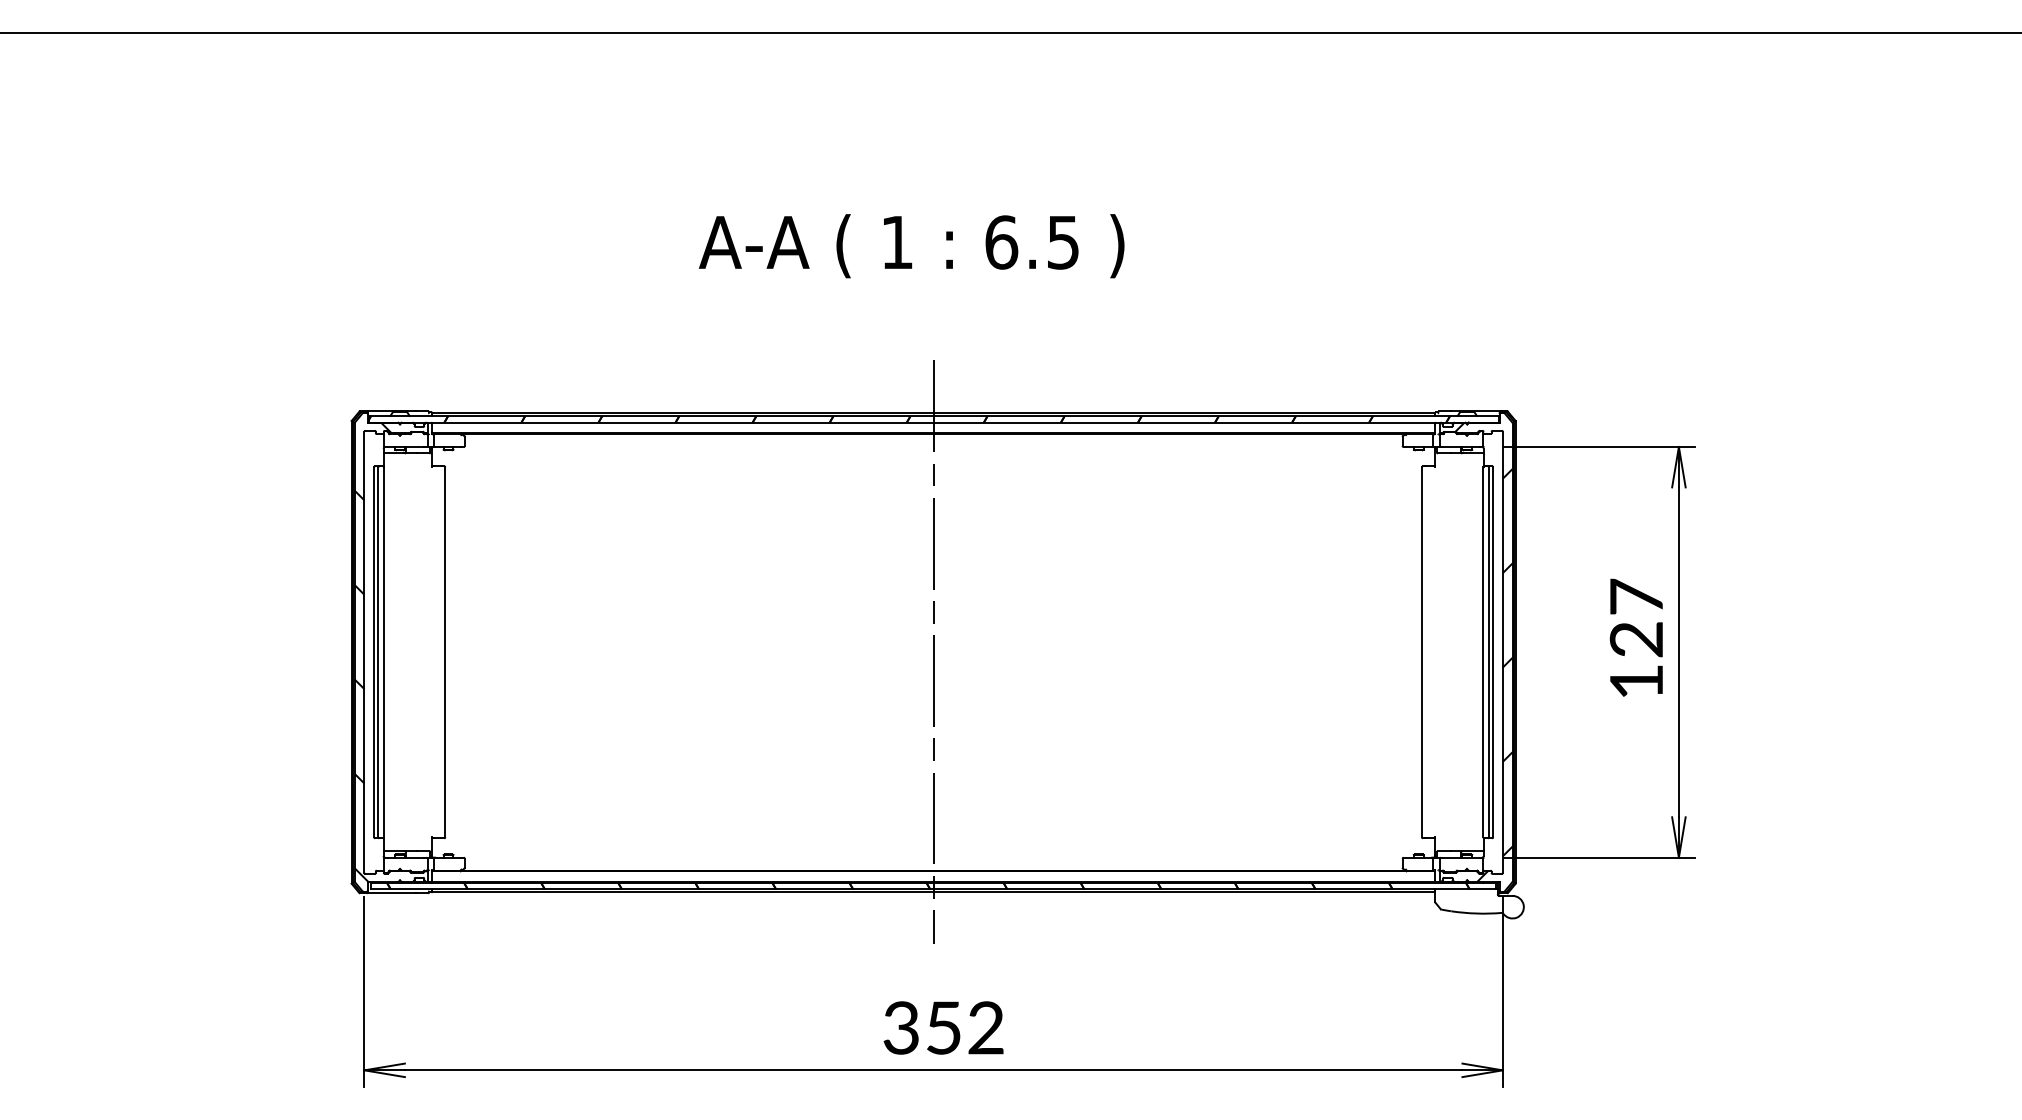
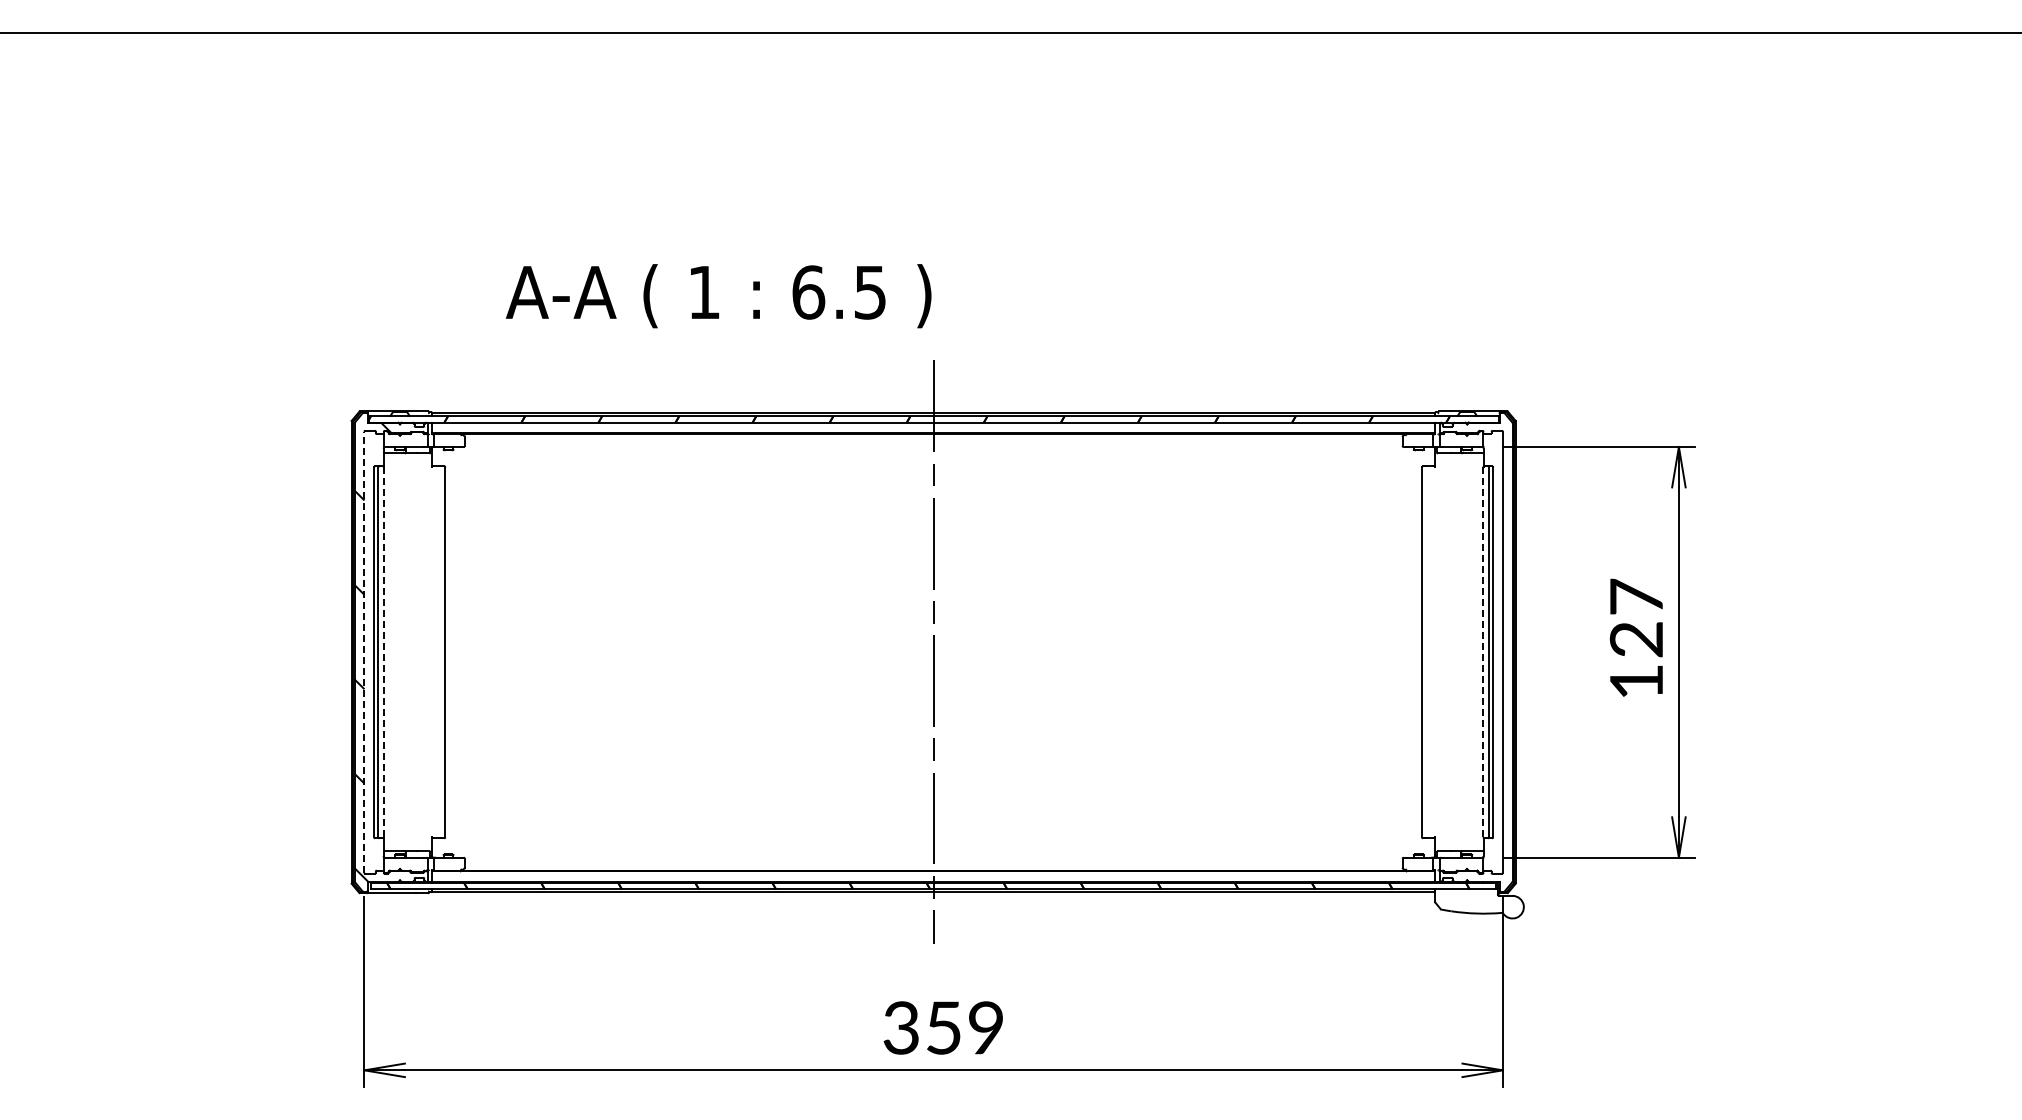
text position: (911, 246) -> (718, 296) (718, 296)
hatch: present -> none (1483, 651)
line: solid -> dashed (364, 652)
line: solid -> dashed (383, 652)
line: solid -> dashed (1483, 652)
text: 352 -> 359 (985, 1027)
